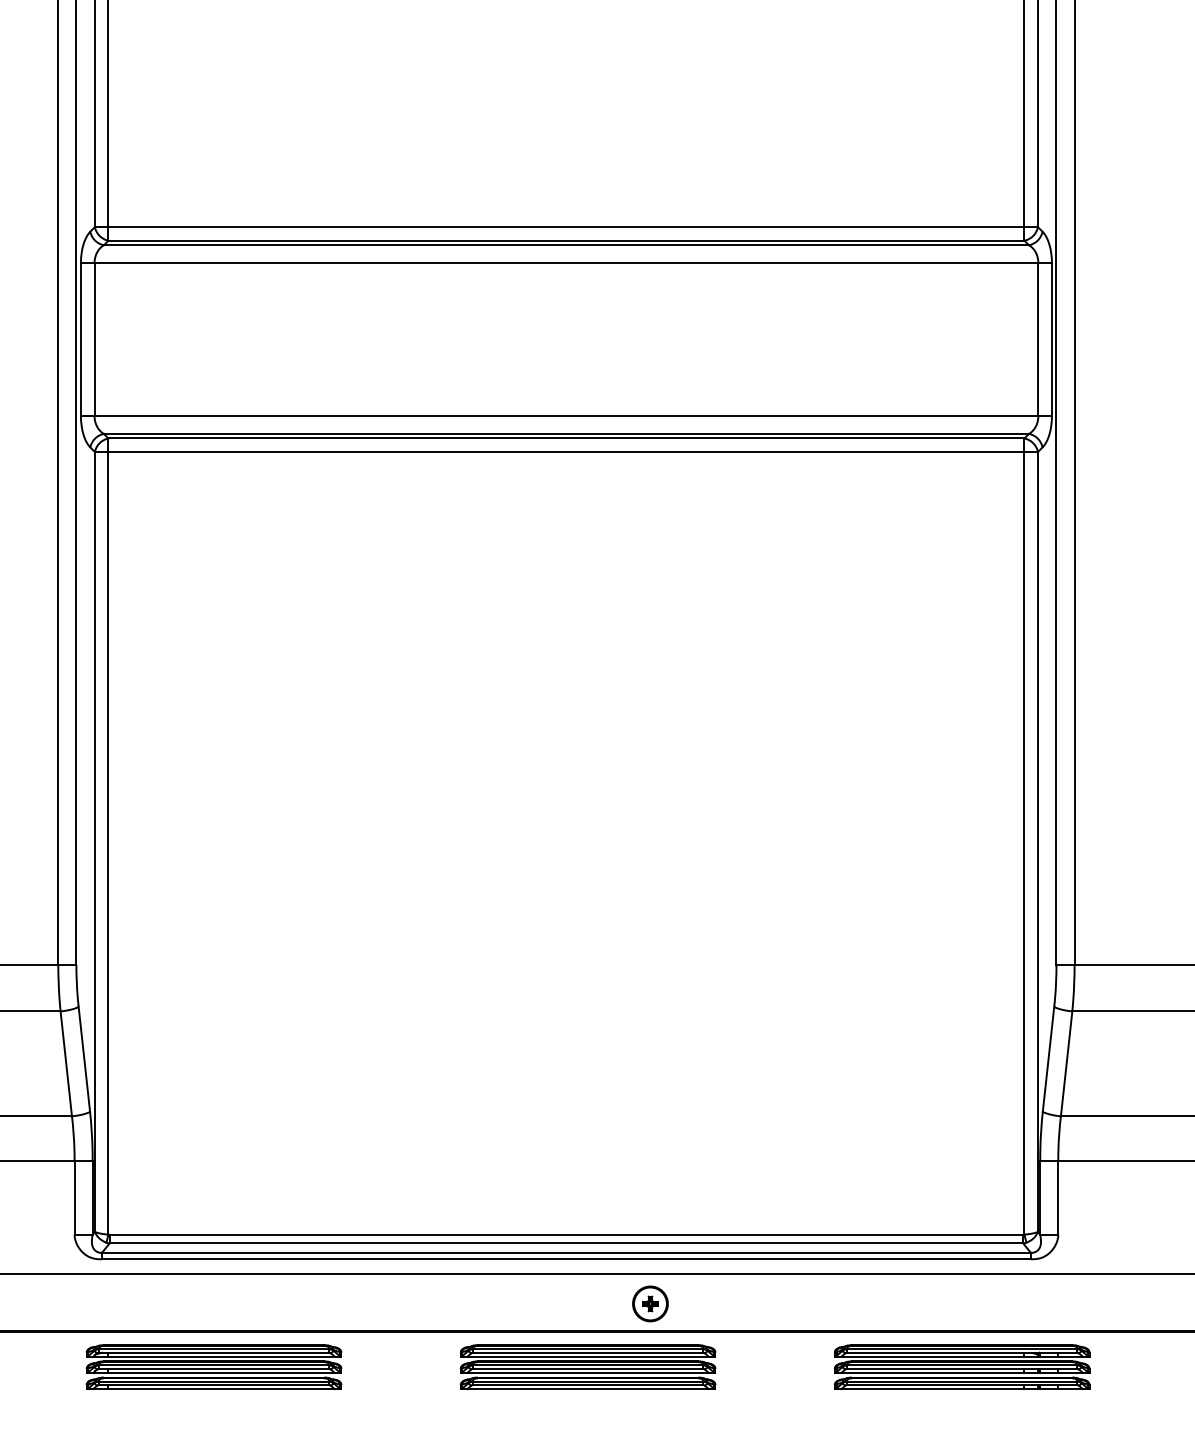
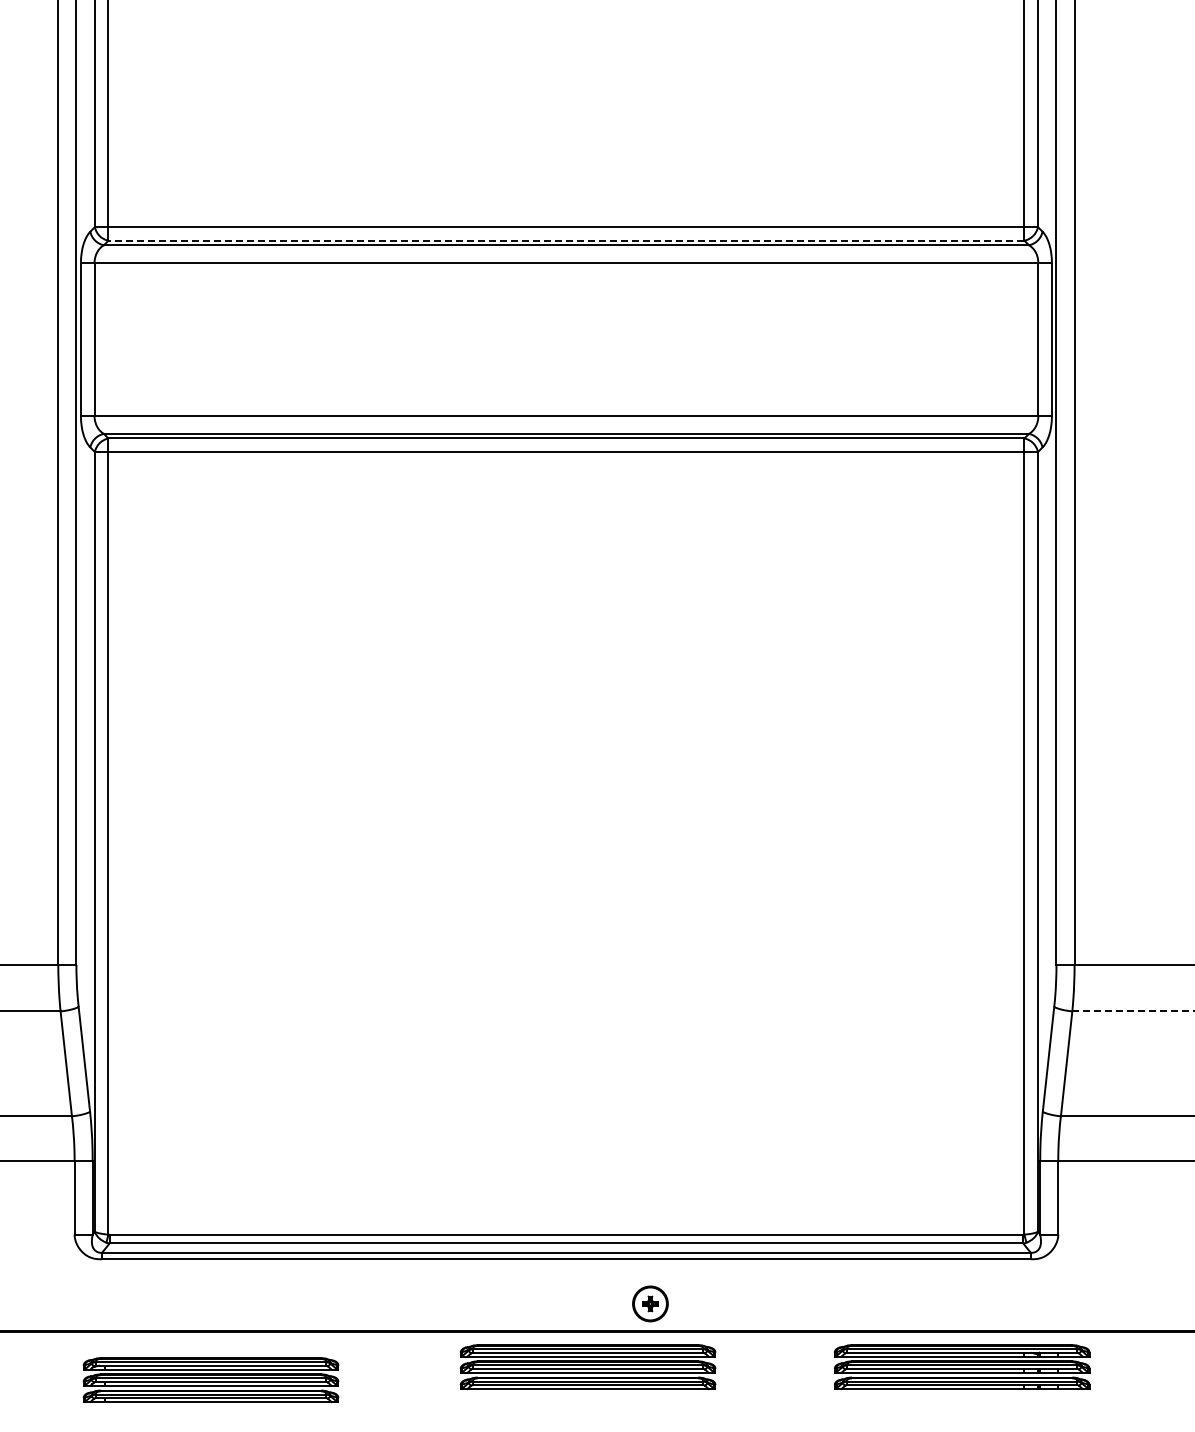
line: solid -> dashed (566, 240)
line: solid -> dashed (1133, 1011)
line: present -> none (596, 1274)
part position: (213, 1367) -> (210, 1380) (210, 1380)
